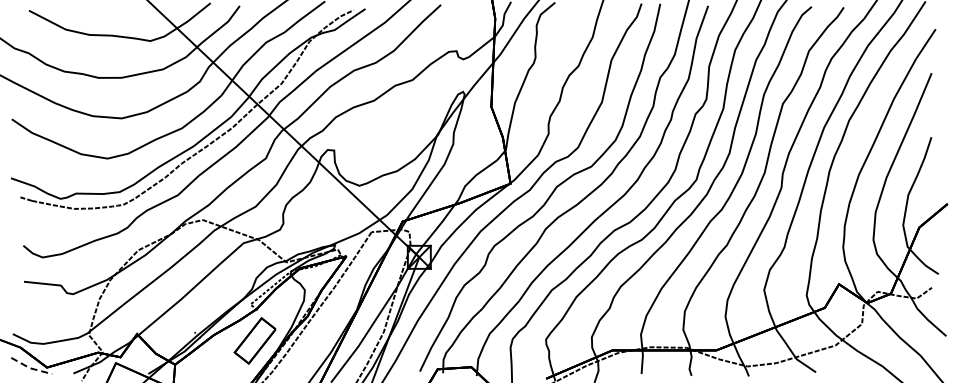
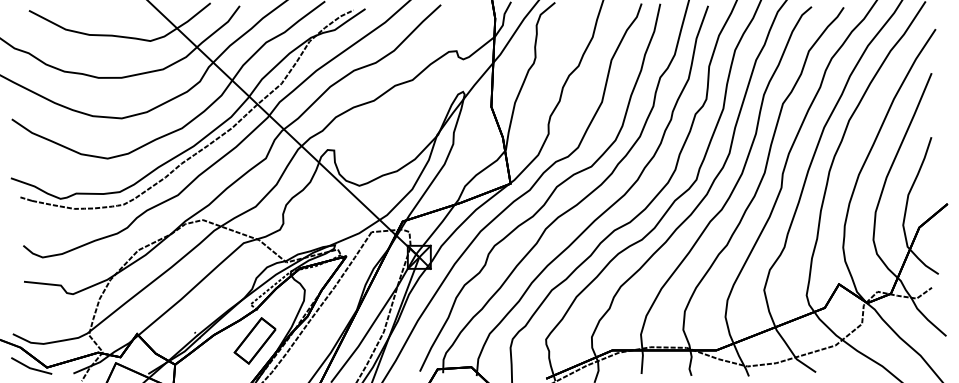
line: dashed -> solid (30, 368)
